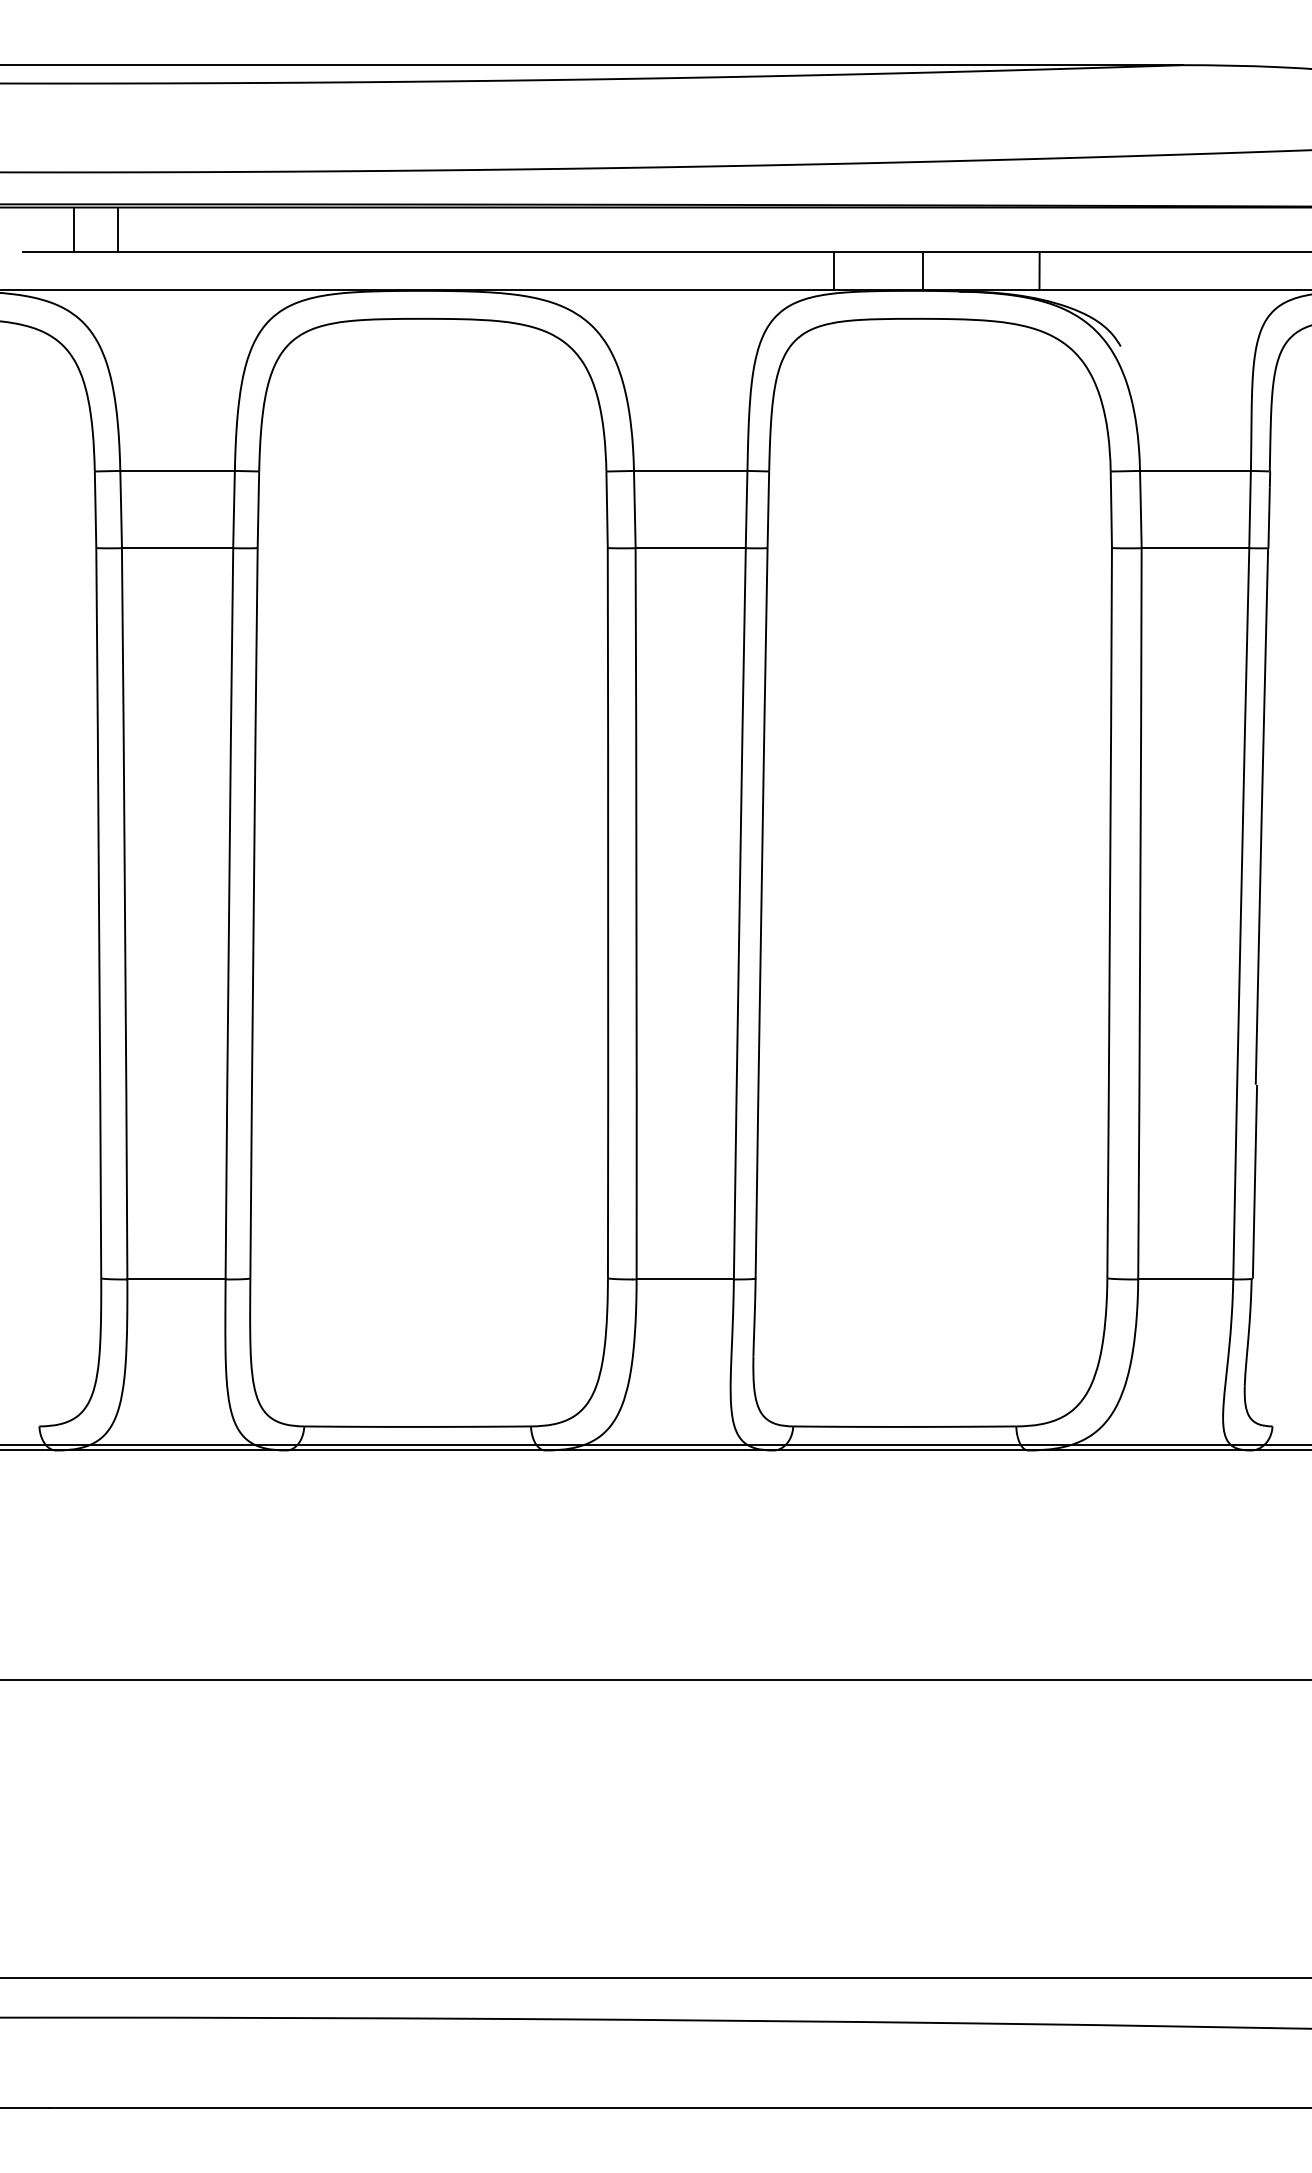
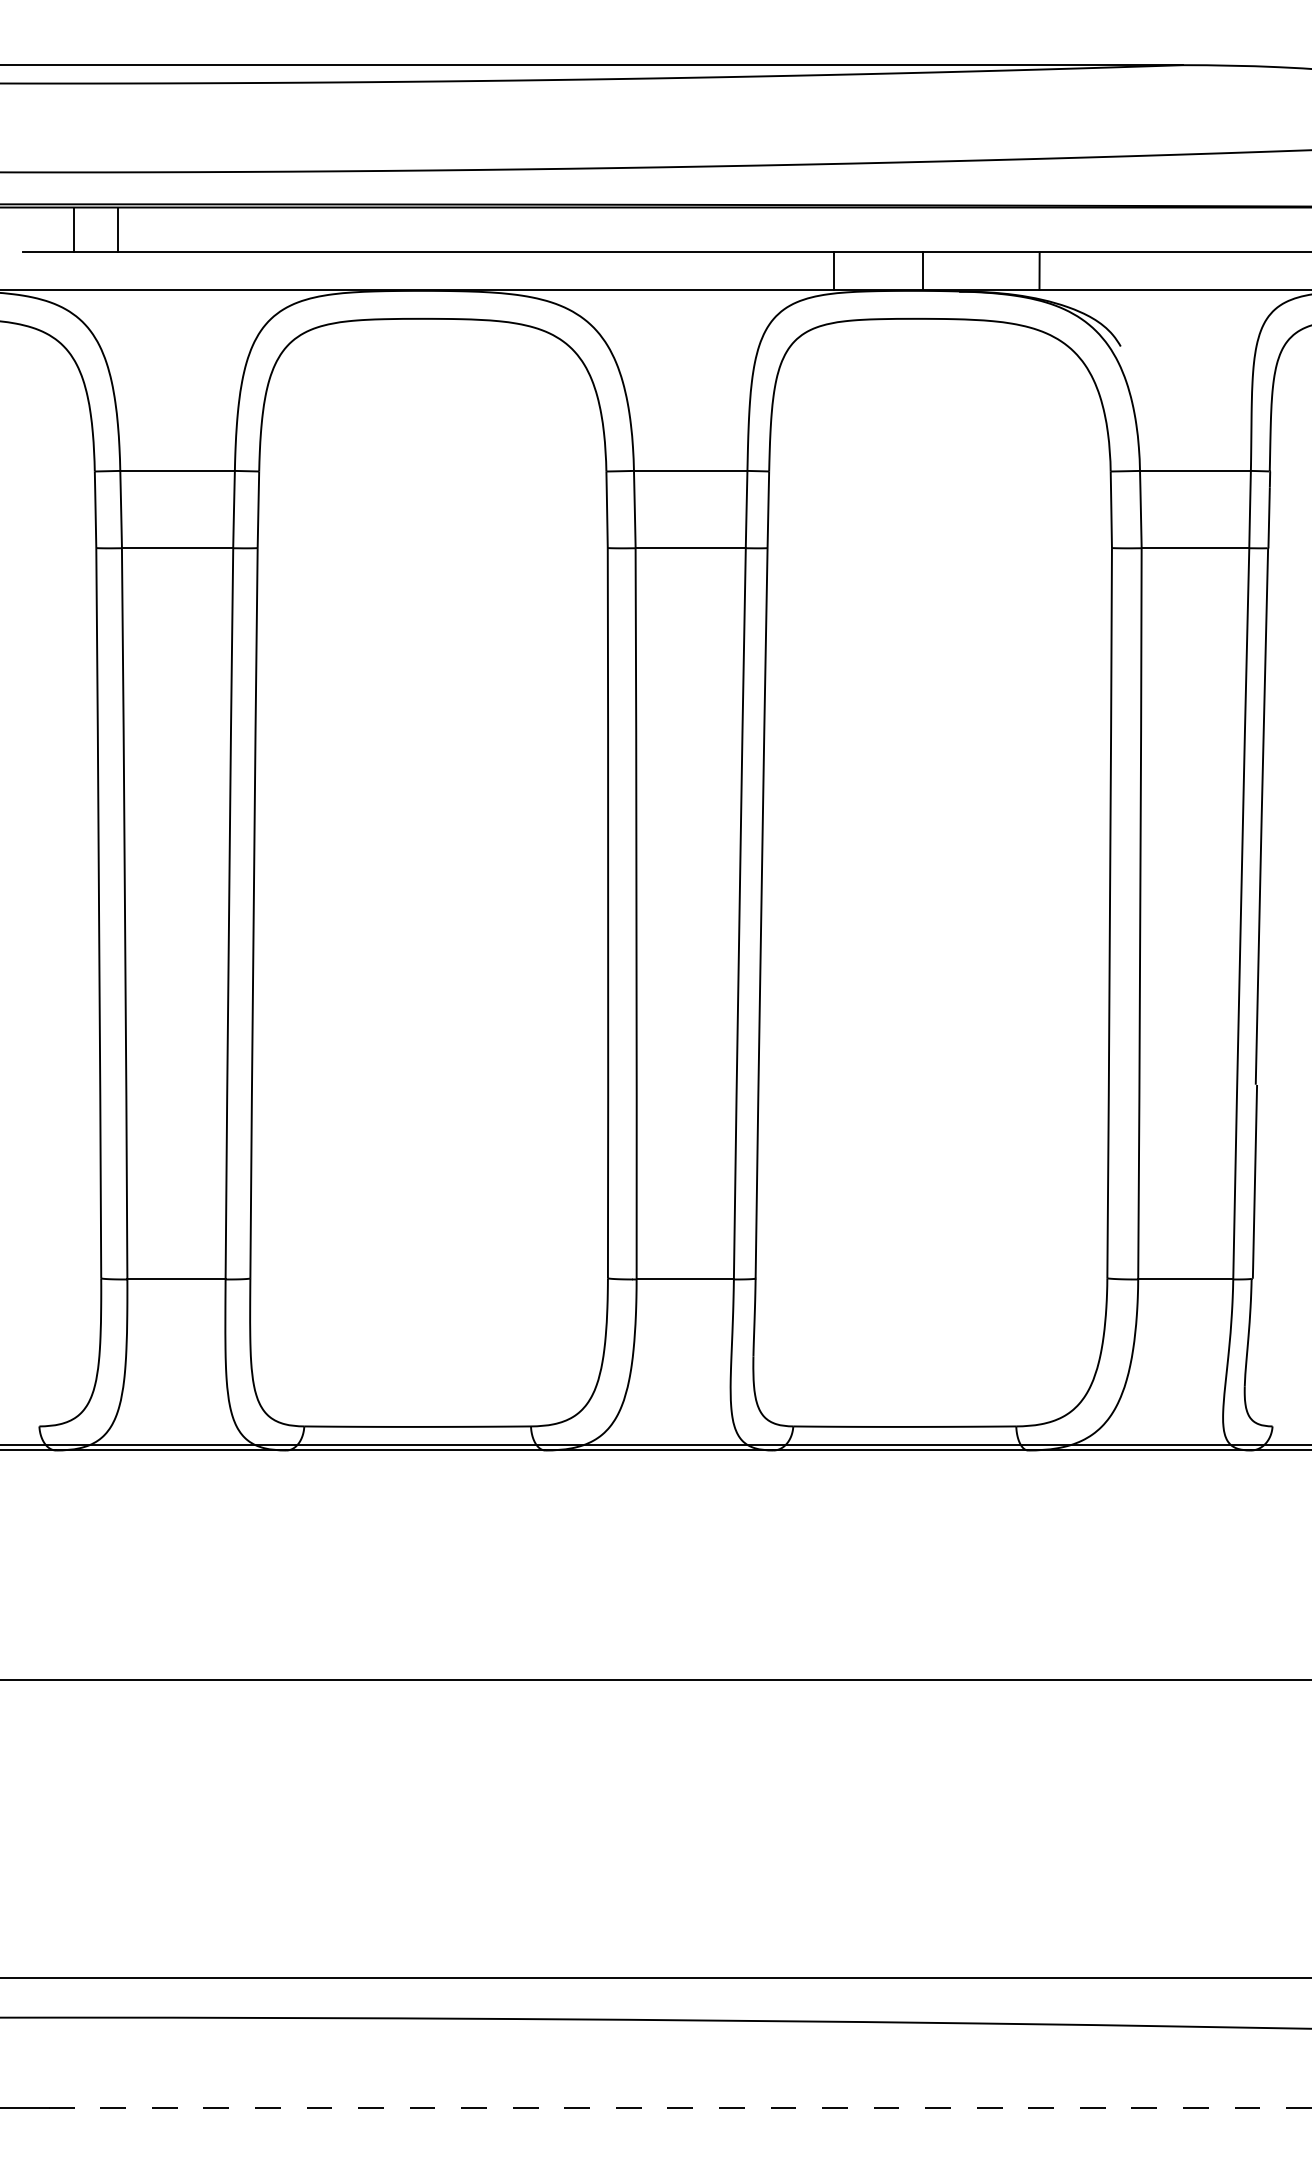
line: solid -> dashed (680, 2107)
